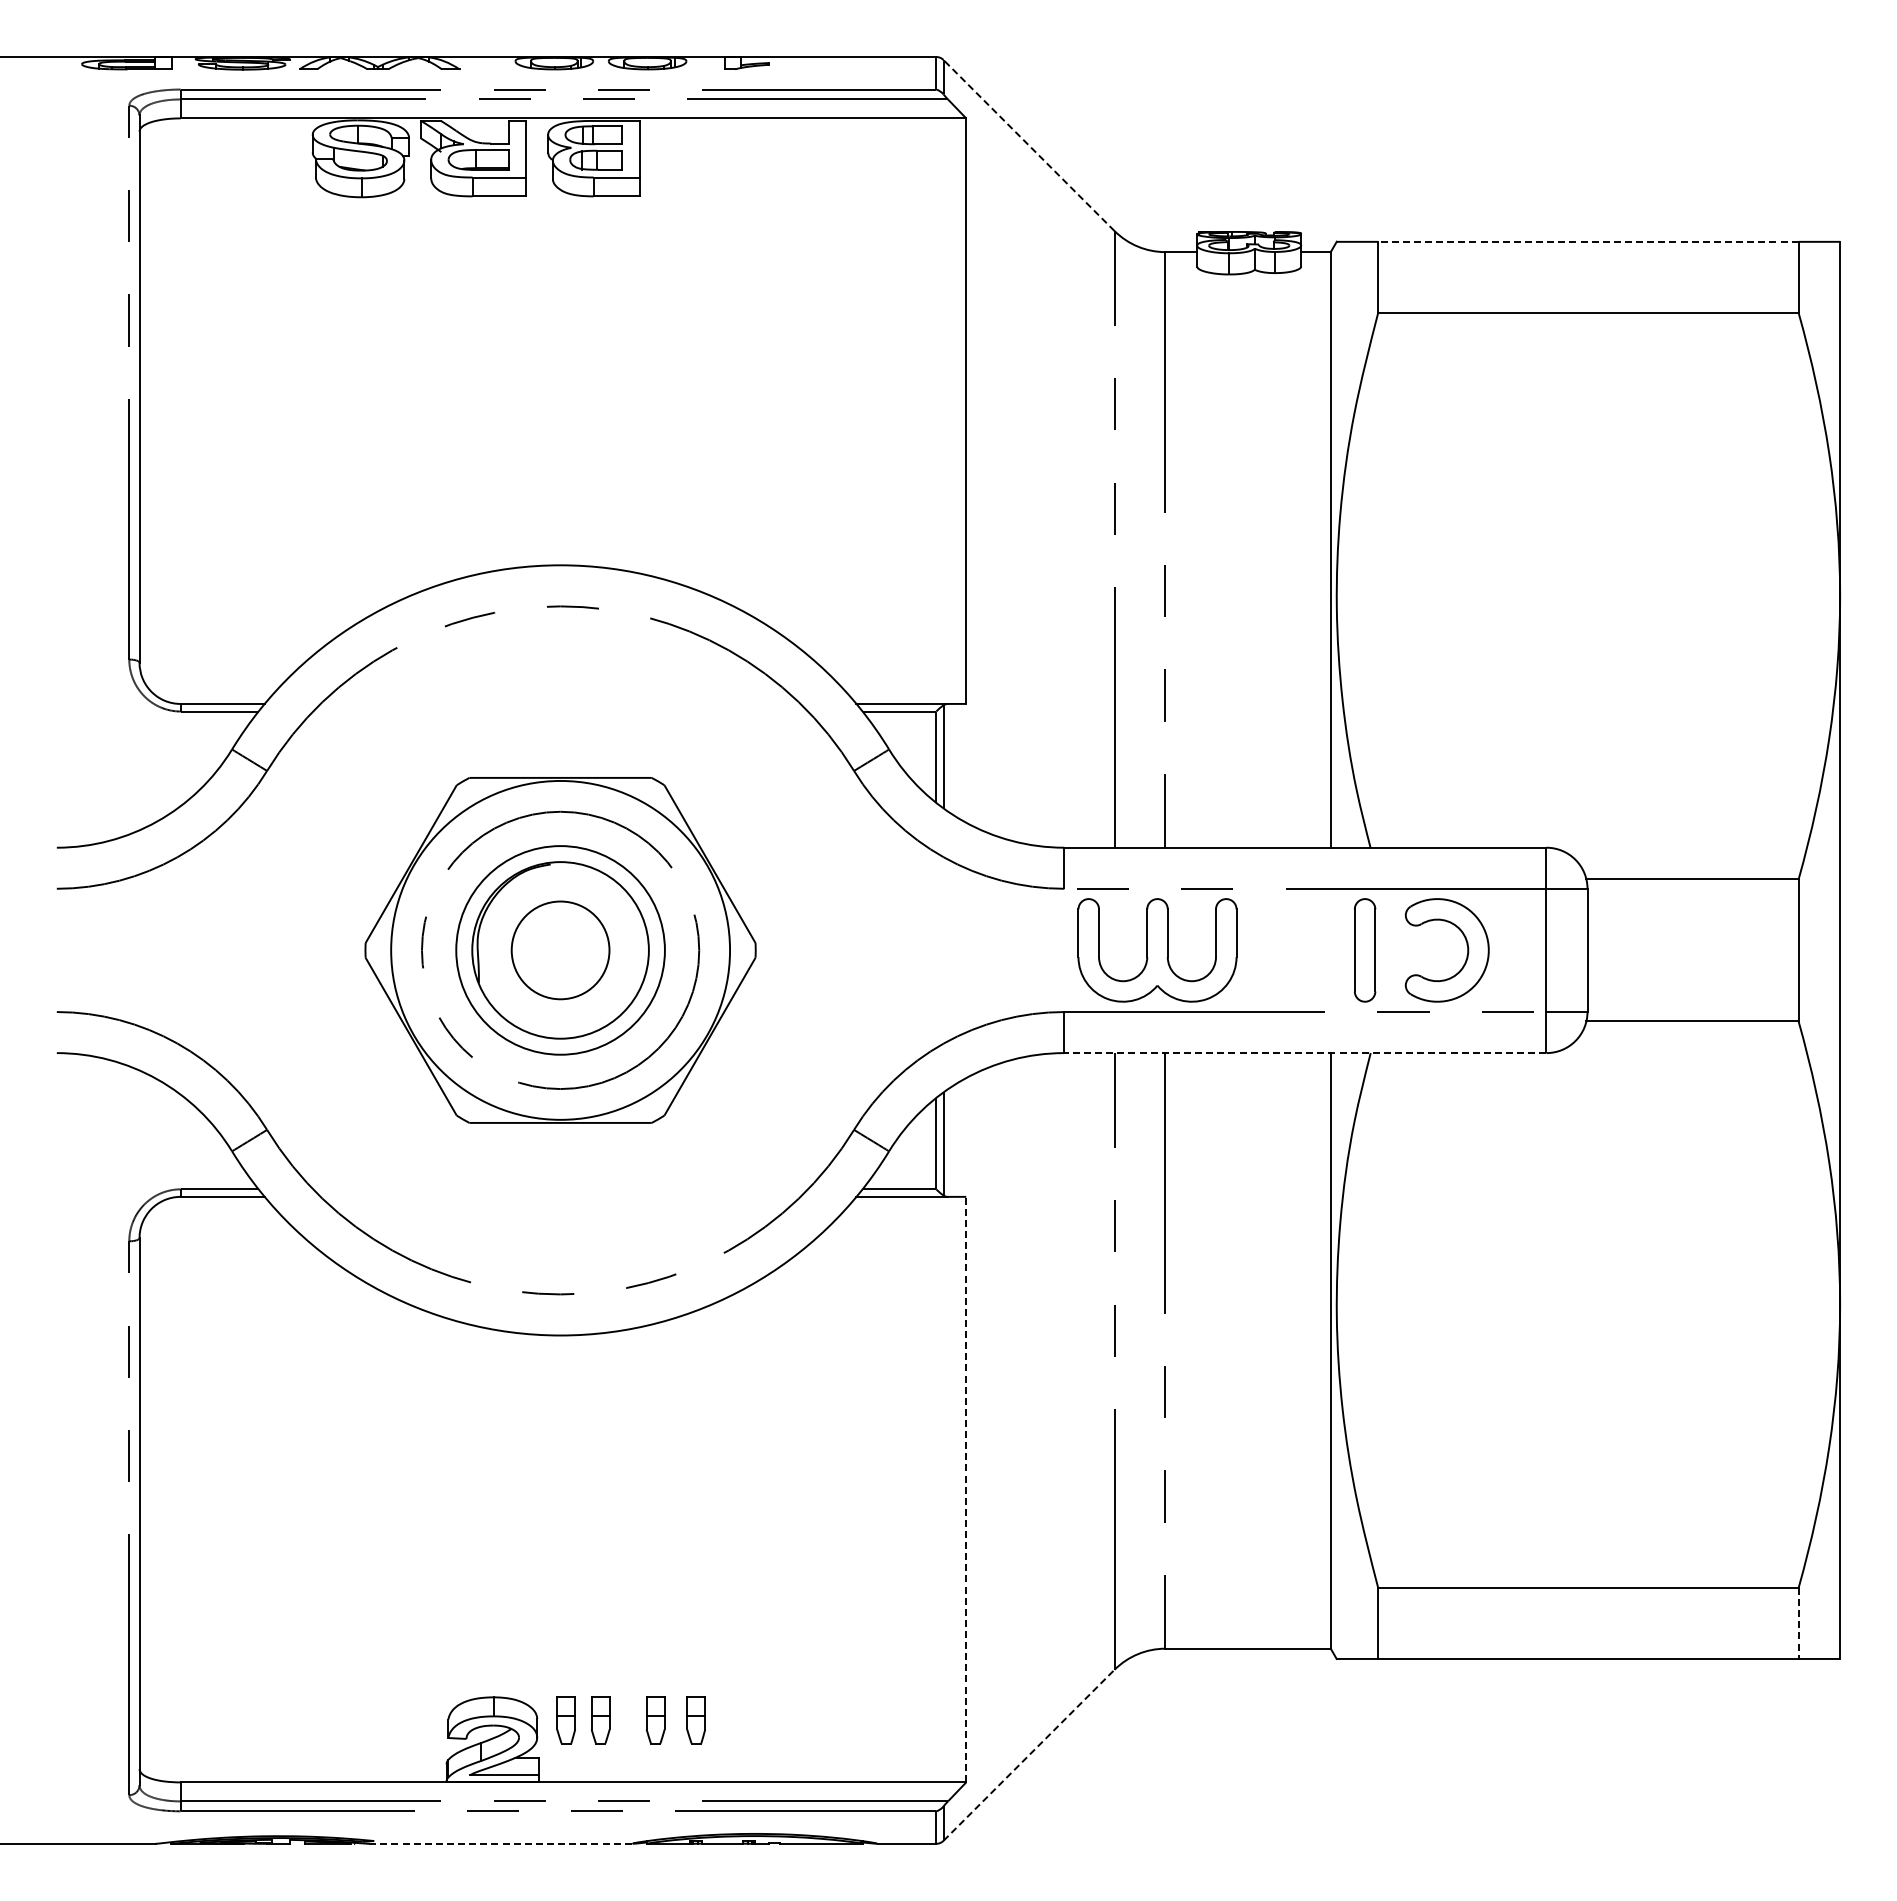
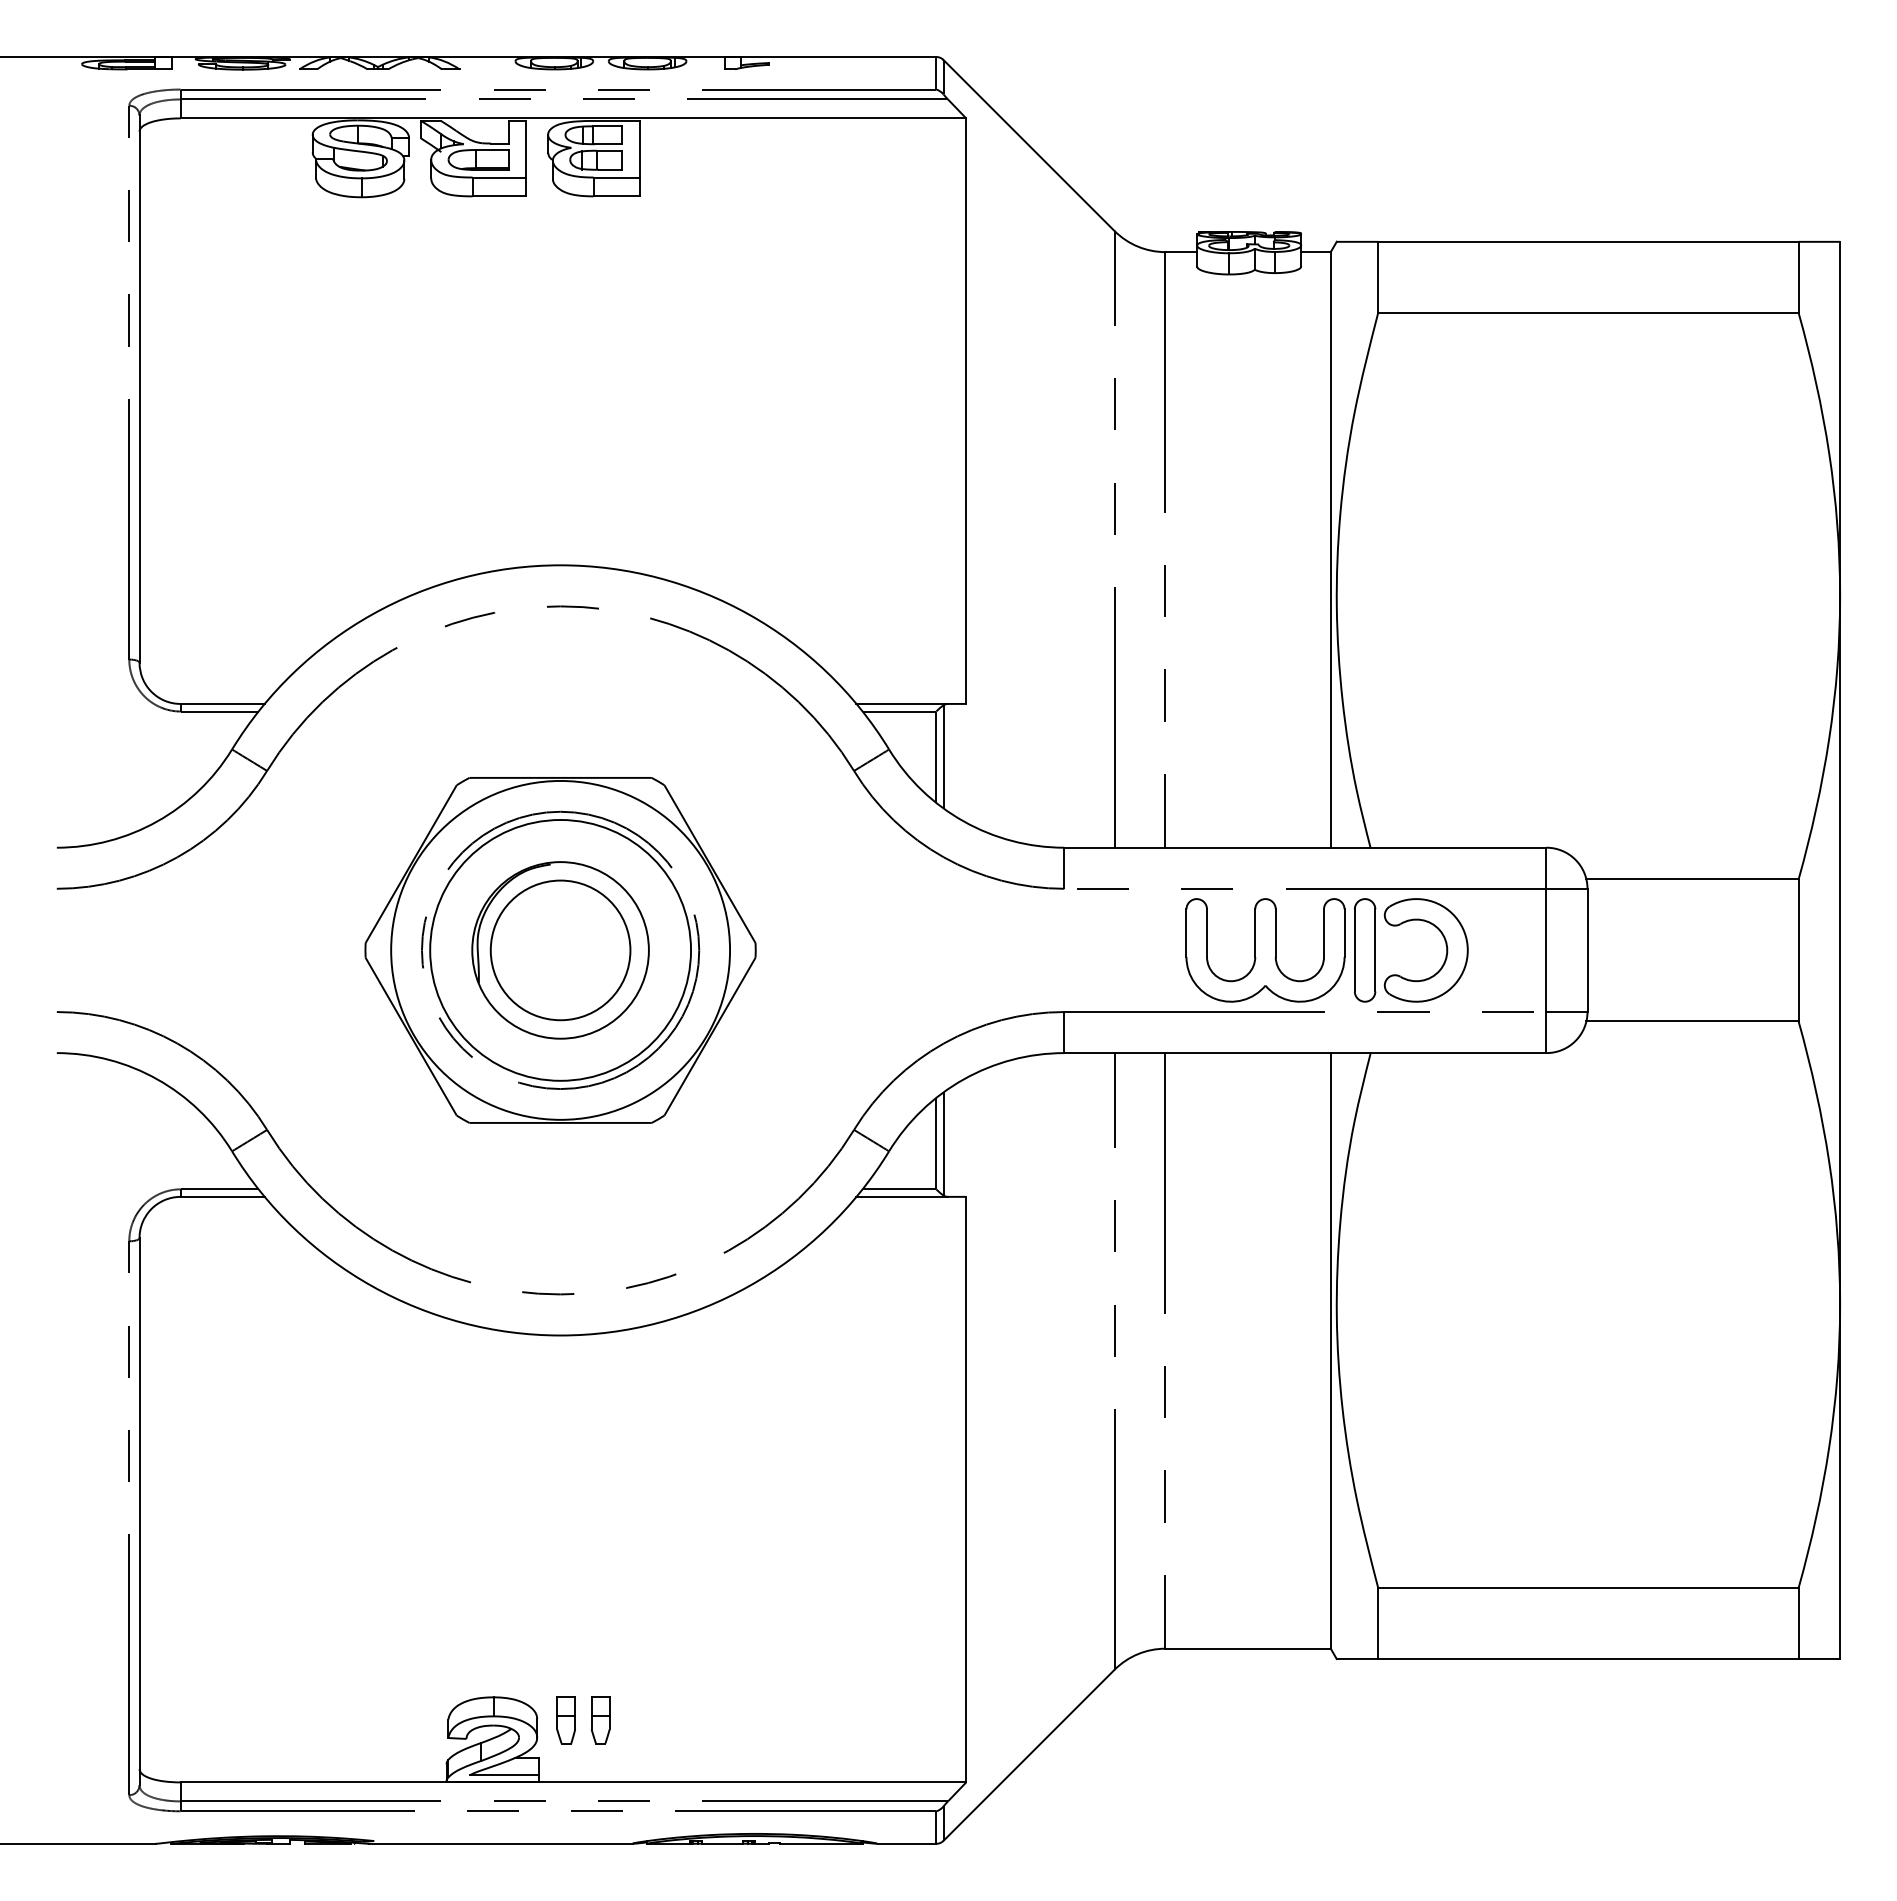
line: dashed -> solid (1029, 145)
line: dashed -> solid (1587, 241)
part position: (1466, 945) -> (1445, 945) (1445, 945)
circle diameter: 209 px -> 261 px (560, 950)
circle diameter: 98 px -> 140 px (560, 950)
part position: (1157, 950) -> (1265, 950) (1265, 950)
line: dashed -> solid (1304, 1053)
line: dashed -> solid (966, 1489)
line: dashed -> solid (1798, 1624)
part: present -> none (655, 1720)
part: present -> none (695, 1720)
line: dashed -> solid (1029, 1755)
line: dashed -> solid (501, 1843)
